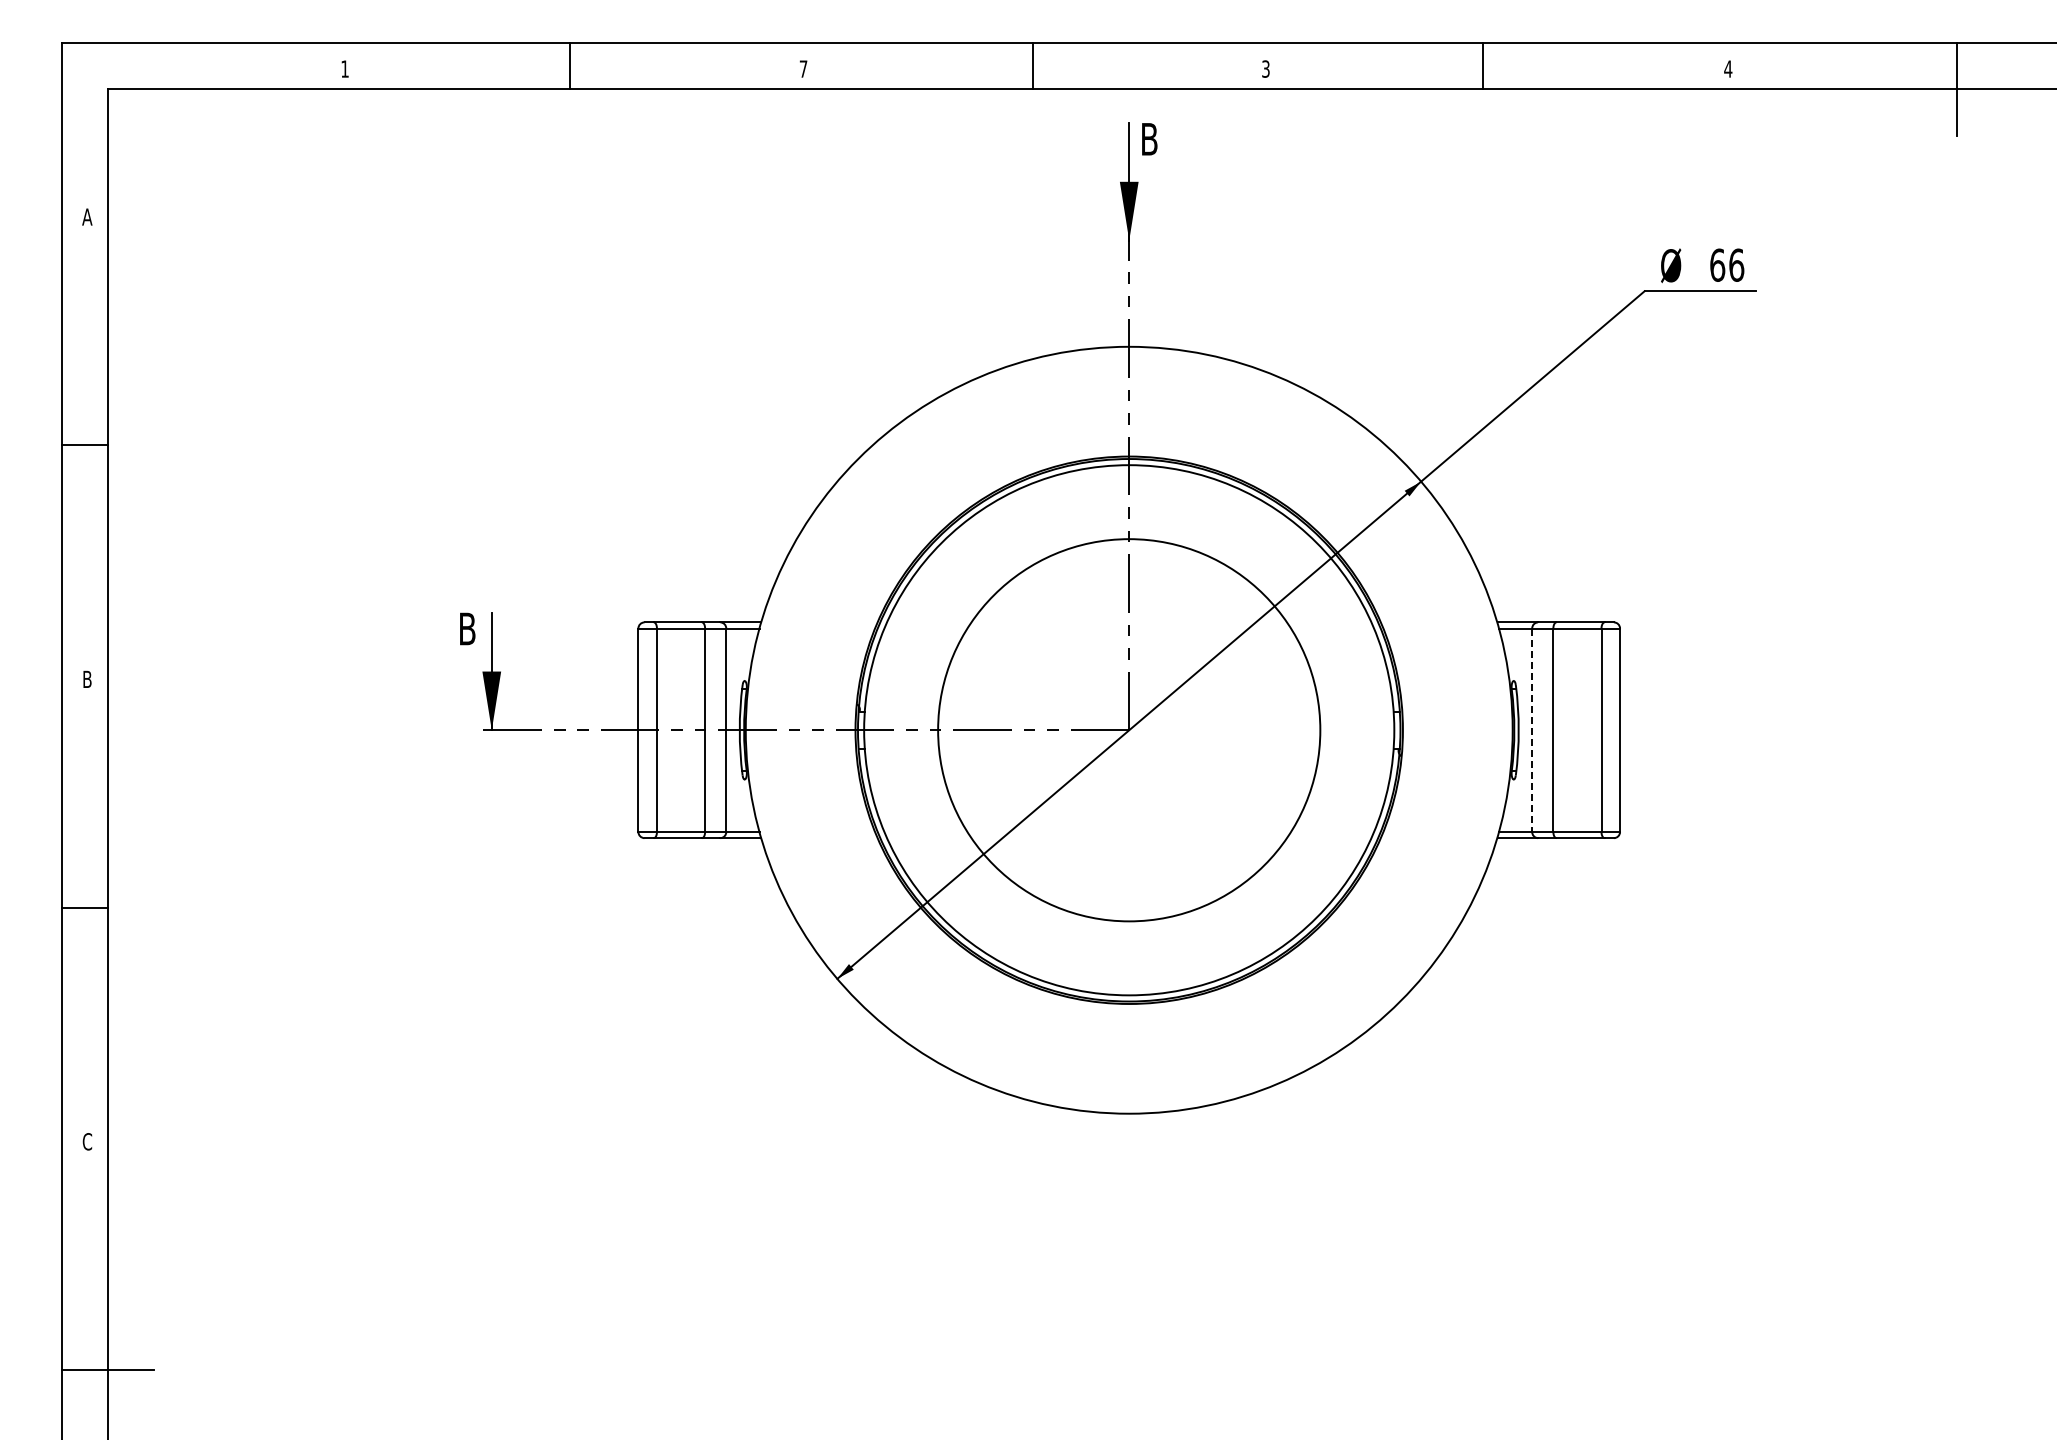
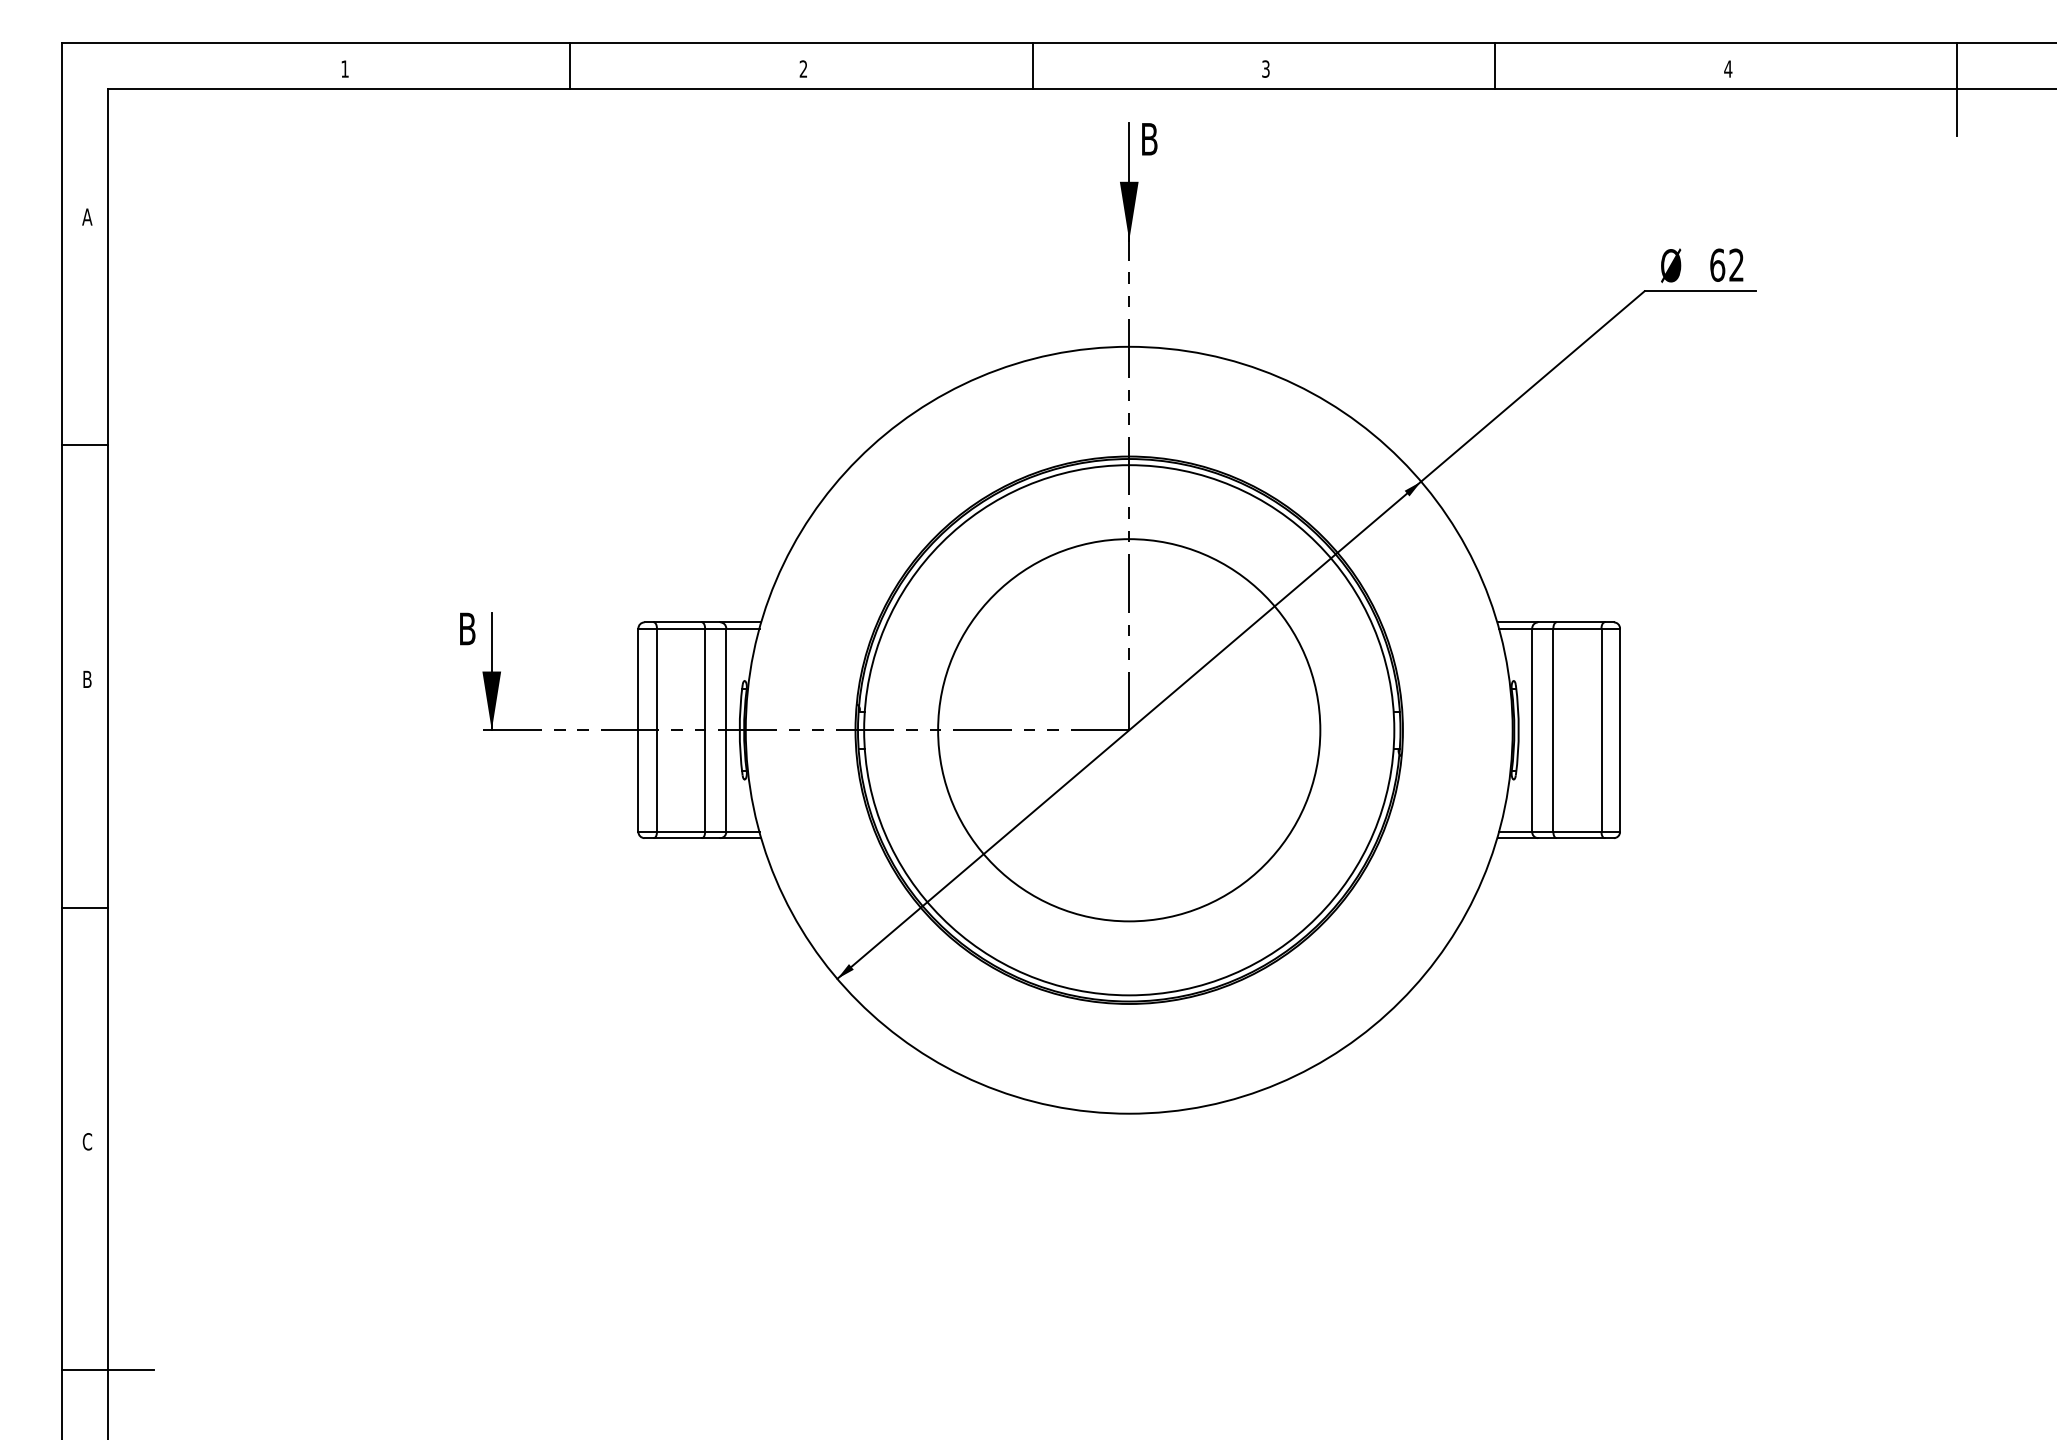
line position: (1483, 66) -> (1495, 66) (1495, 66)
text: 7 -> 2 (803, 68)
text: 66 -> 62 (1736, 264)
line: dashed -> solid (1532, 730)
